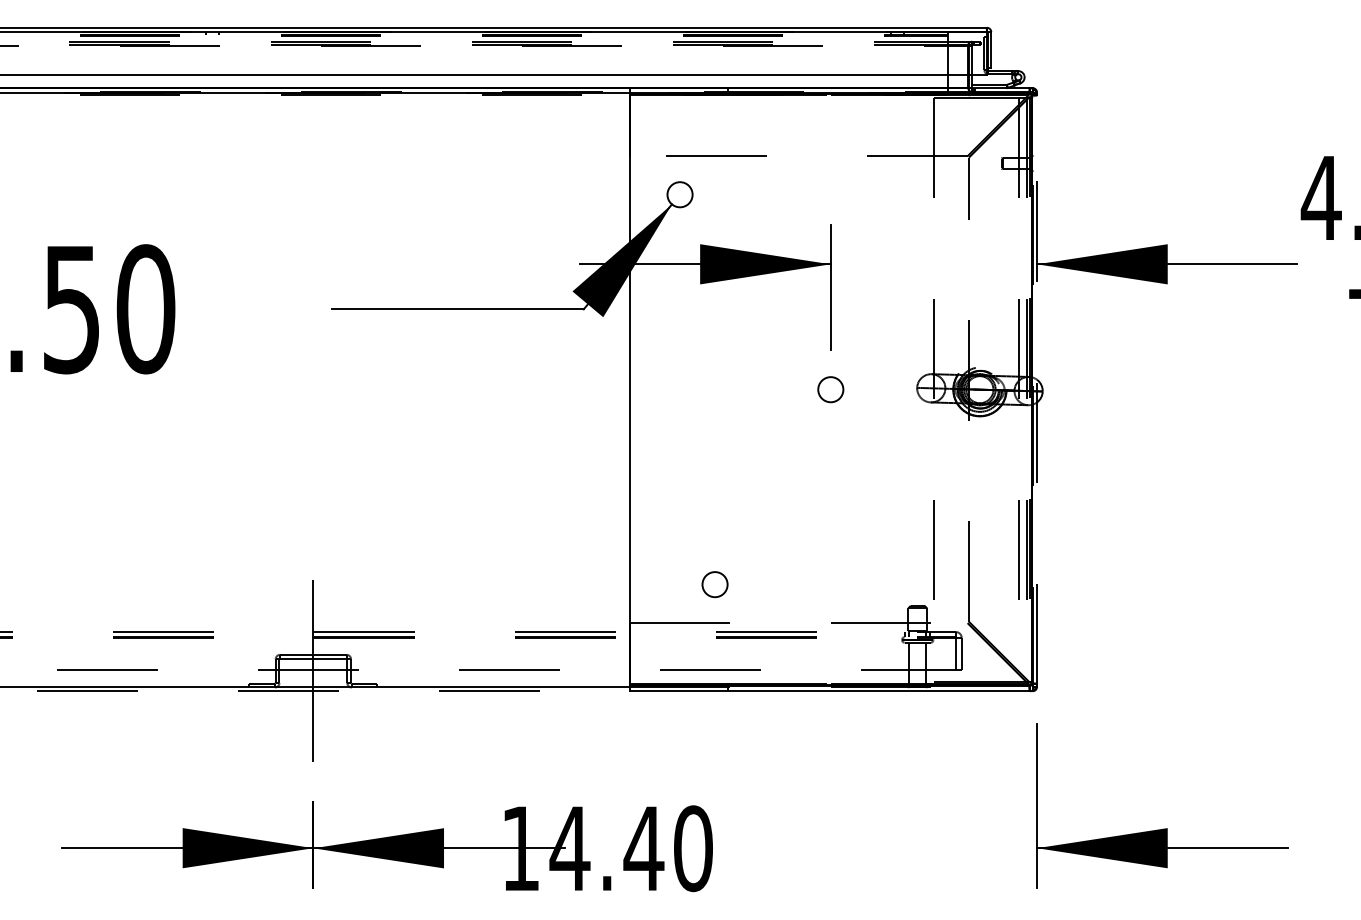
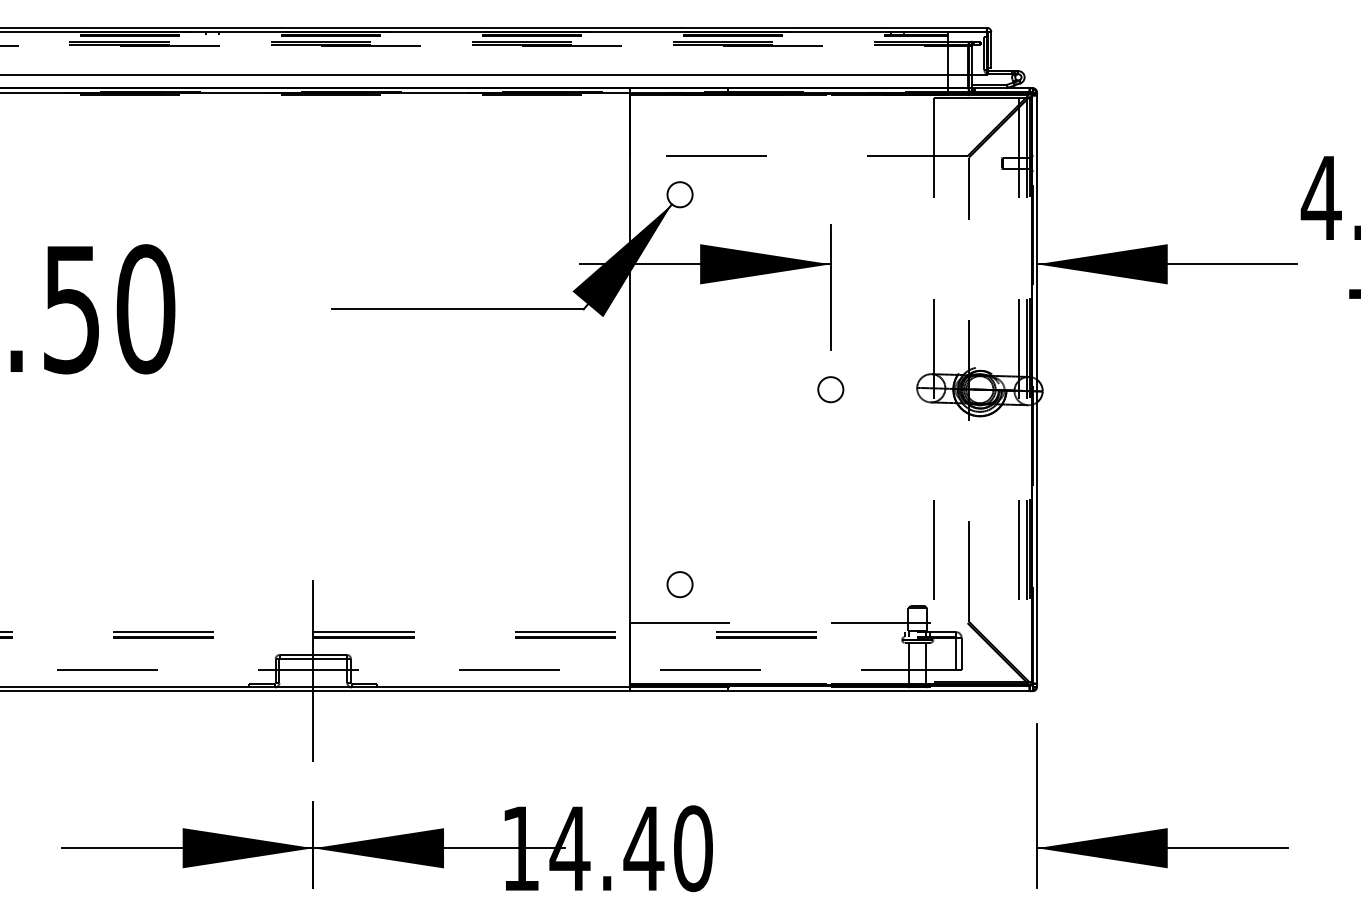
line: dashed -> solid (1037, 389)
circle position: (714, 584) -> (679, 584) (679, 584)
line: dashed -> solid (315, 691)
